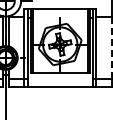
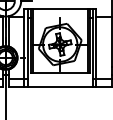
line: dashed -> solid (112, 48)
